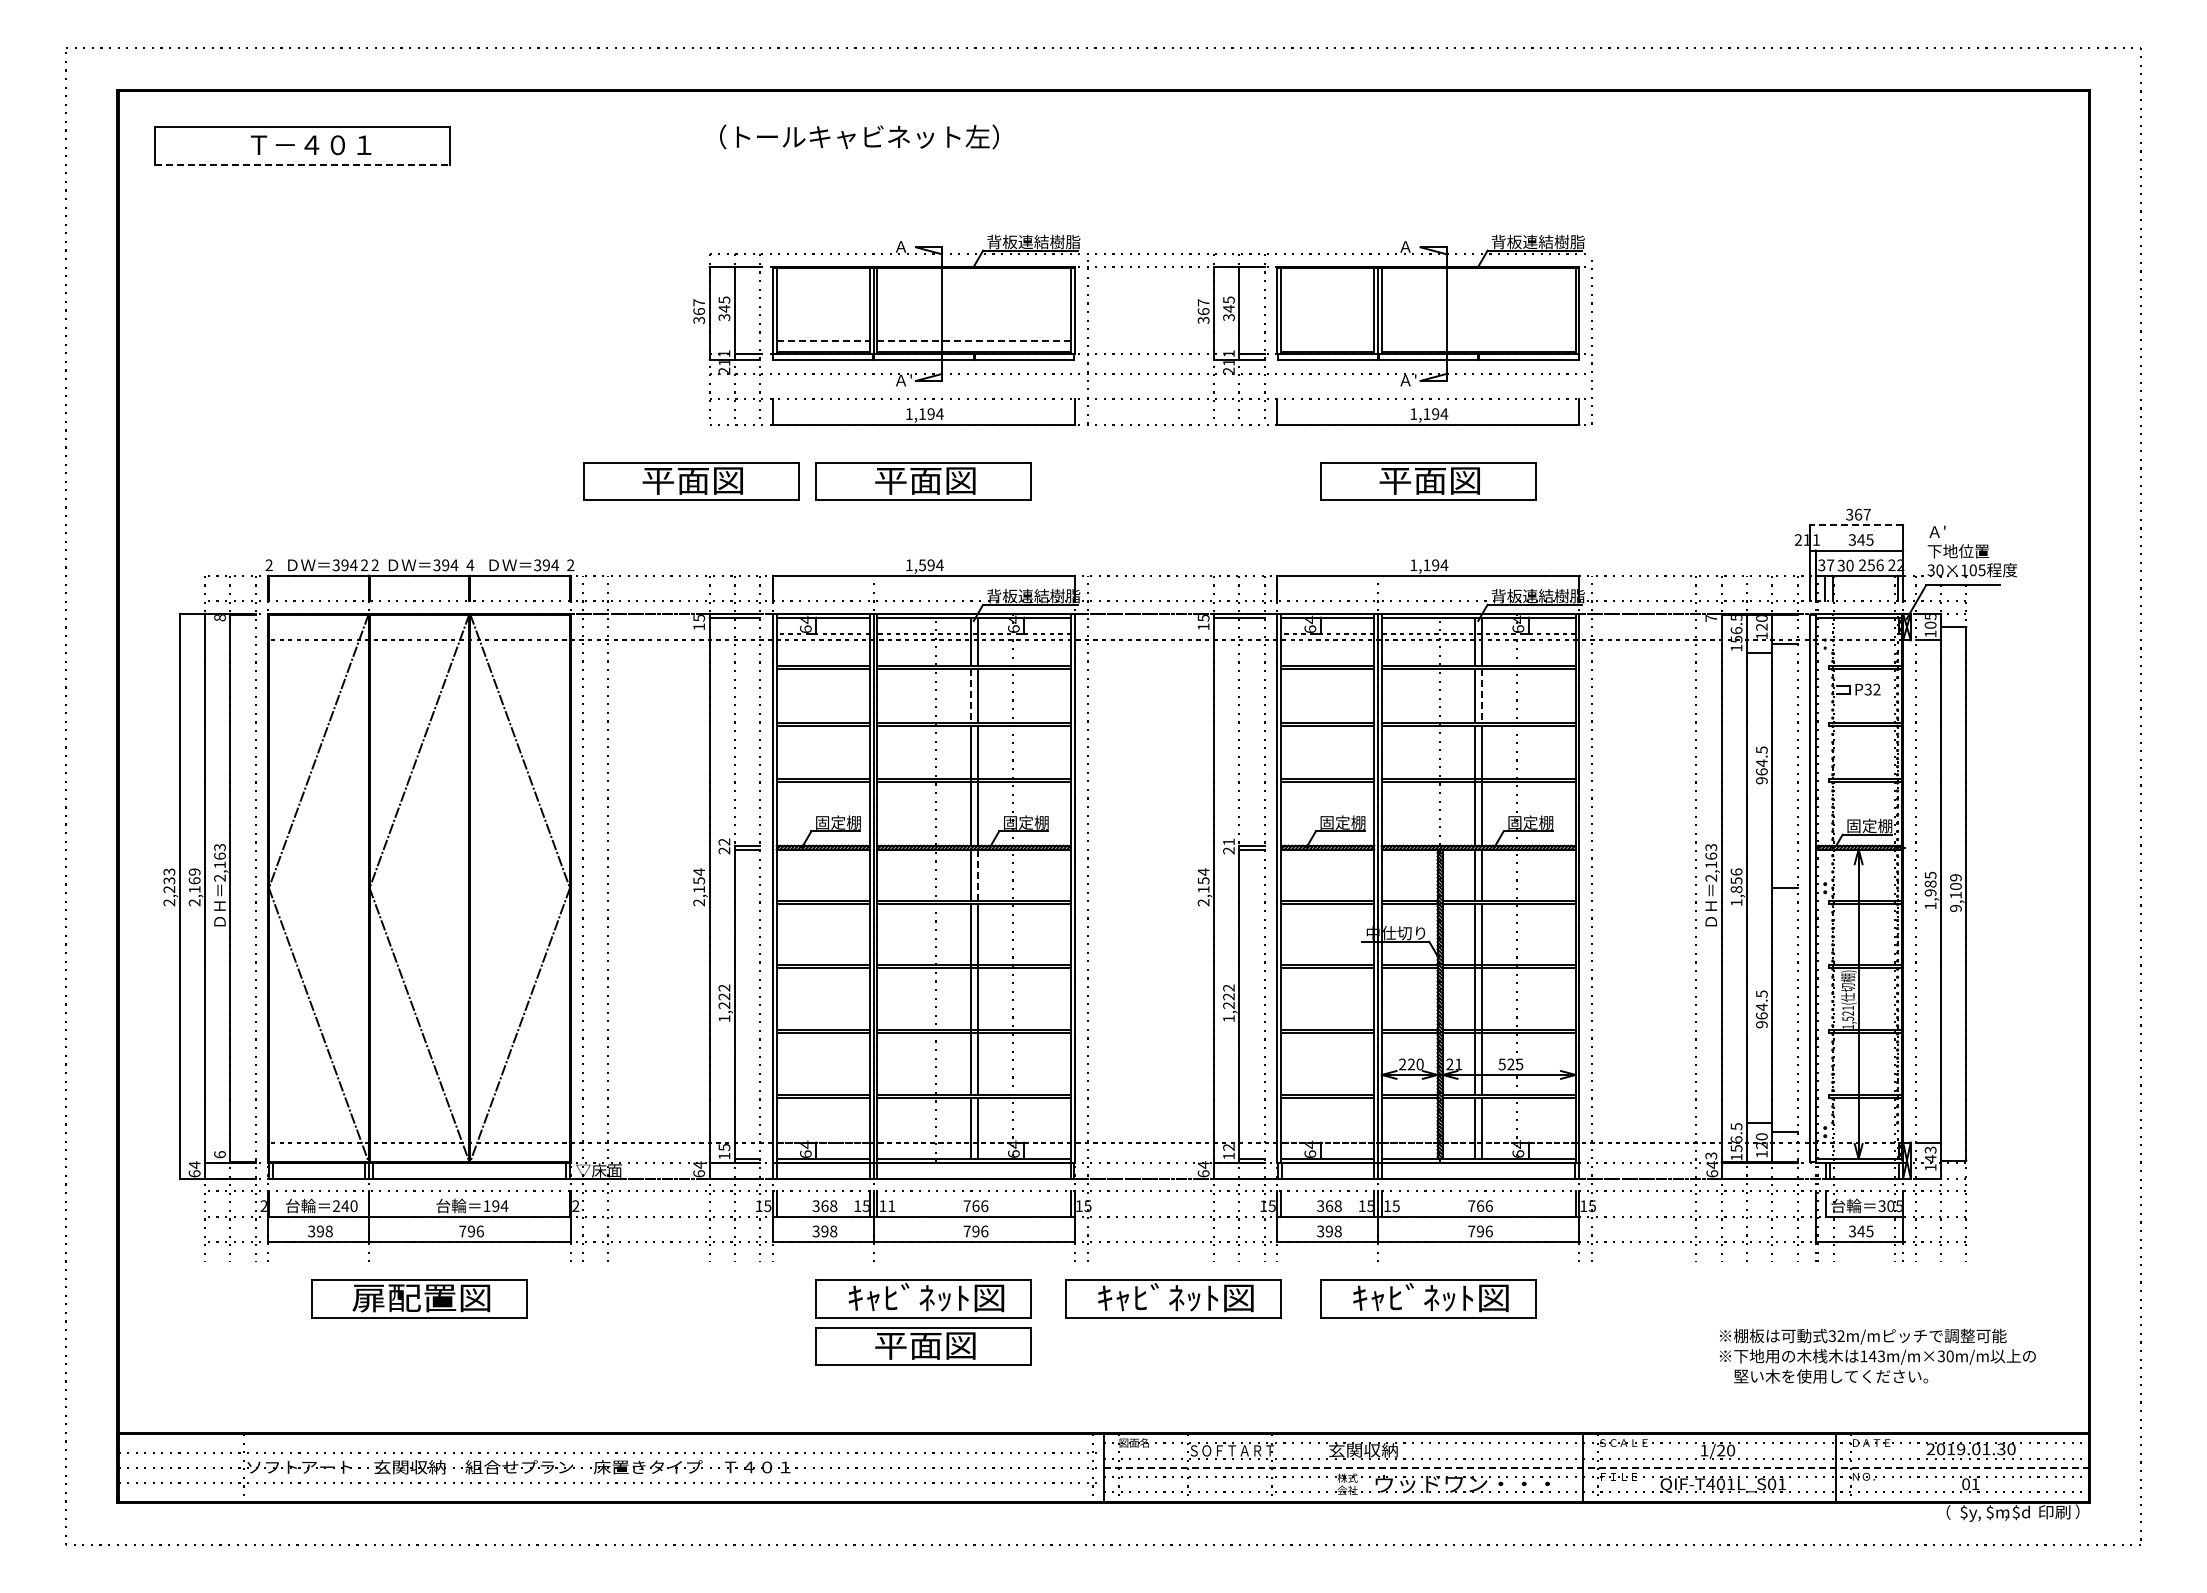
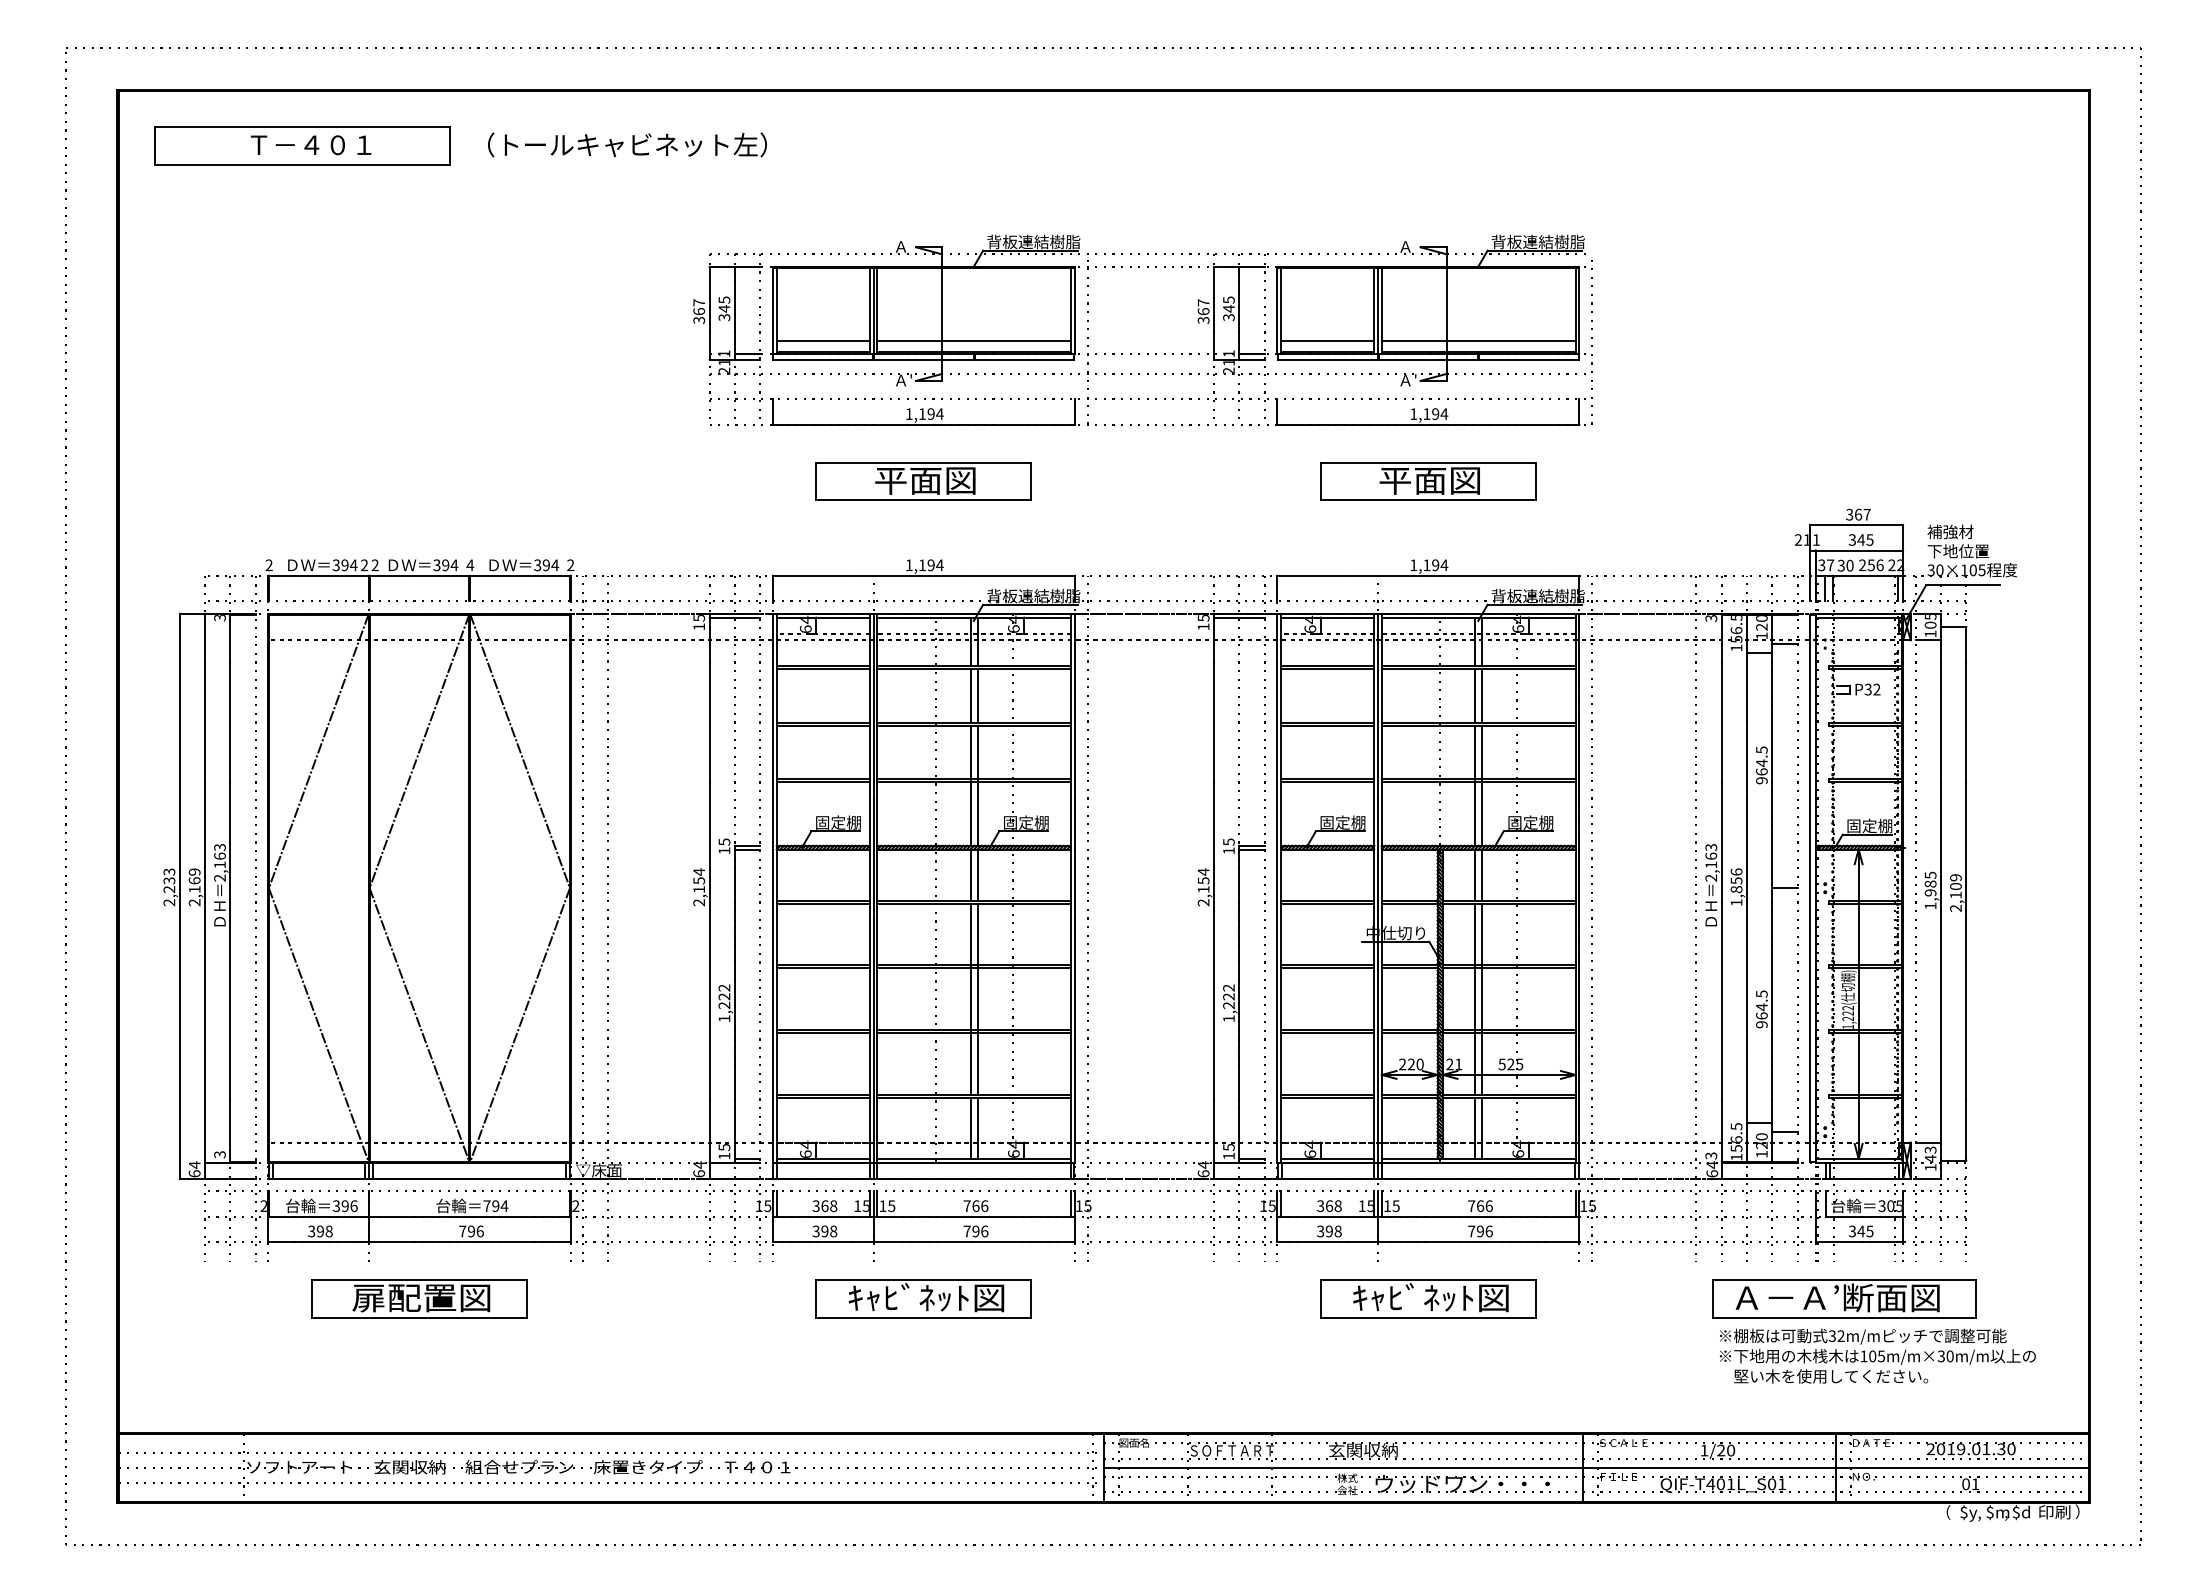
text position: (859, 136) -> (627, 144) (627, 144)
line: dashed -> solid (302, 164)
line: dashed -> solid (823, 341)
line: dashed -> solid (974, 341)
line: none -> present (1327, 341)
line: none -> present (1478, 341)
part: present -> none (691, 481)
line: dashed -> solid (1856, 525)
text: Ａ' -> 補強材 (1950, 531)
text: 1,594 -> 1,194 (921, 565)
text: 8 -> 3 (219, 618)
text: 7 -> 3 (1711, 618)
line: dashed -> solid (970, 695)
line: dashed -> solid (1482, 695)
text: 22 -> 15 (724, 846)
text: 21 -> 15 (1228, 846)
line: dashed -> solid (977, 875)
text: 9,109 -> 2,109 (1955, 907)
text: 1,521( -> 1,222( (1848, 1013)
text: 12 -> 15 (1228, 1147)
text: 6 -> 3 (219, 1154)
text: 194 -> 794 (486, 1205)
text: 240 -> 396 (344, 1206)
text: 11 -> 15 (891, 1206)
part: present -> none (1173, 1298)
part: none -> present (1844, 1298)
part: present -> none (923, 1346)
text: 143m/m×30m/m -> 105m/m×30m/m (1876, 1356)
line: dashed -> solid (1596, 1467)
